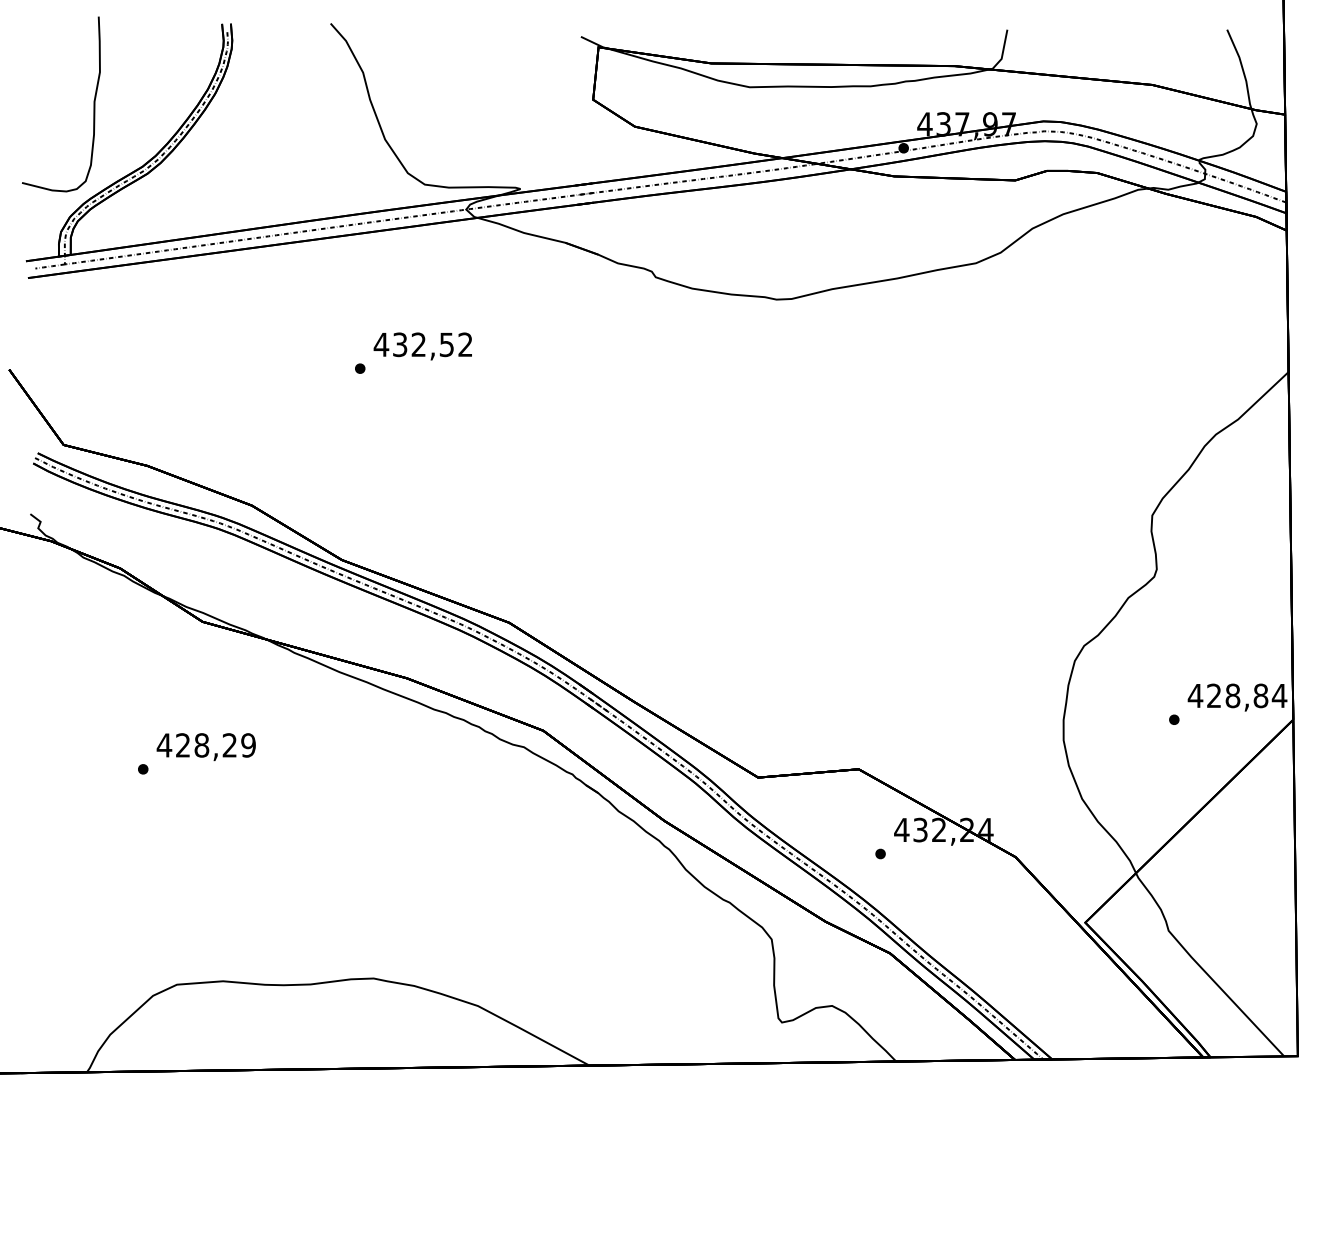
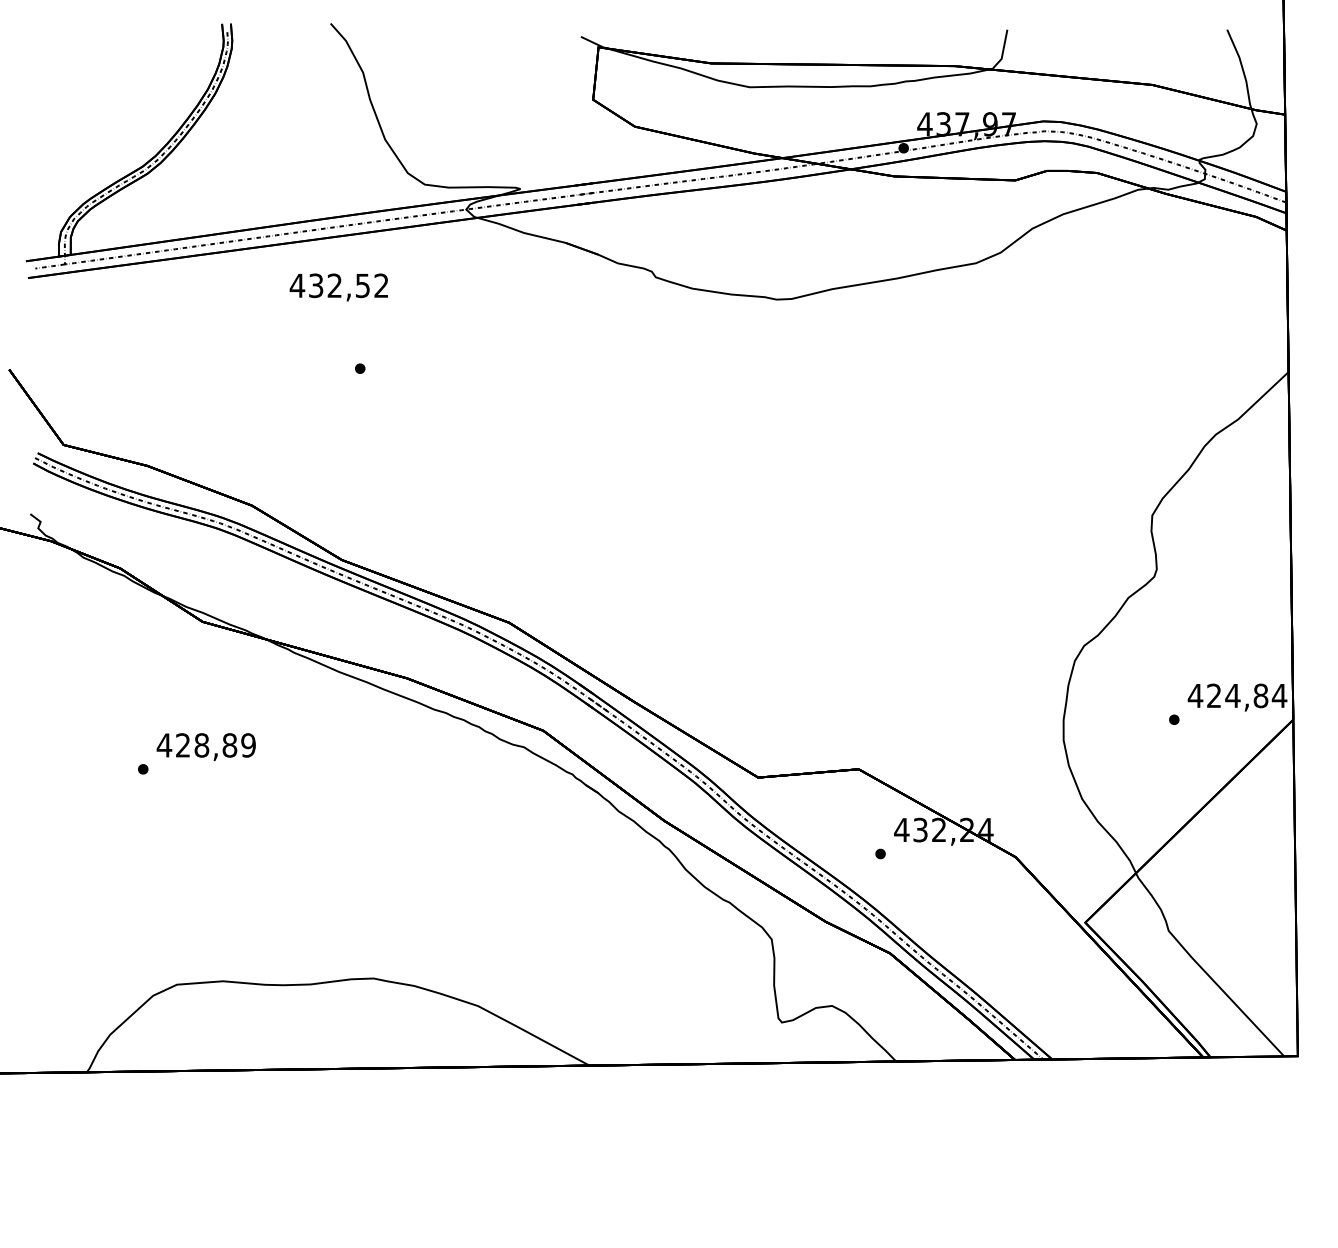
curve: present -> none (93, 104)
text position: (422, 346) -> (338, 287) (338, 287)
text: 428,84 -> 424,84 (1232, 695)
text: 428,29 -> 428,89 (229, 745)
